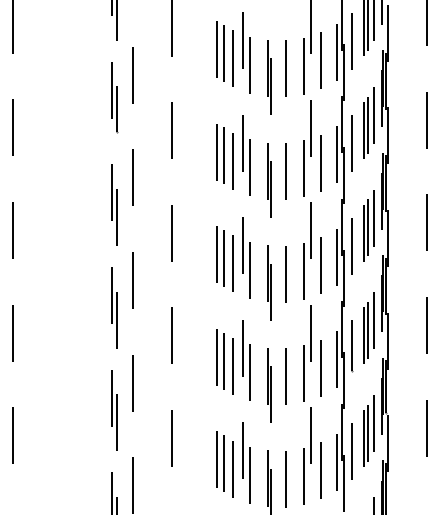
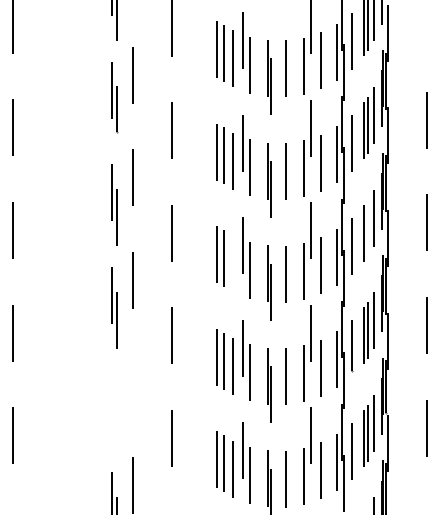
line: present -> none (426, 24)
line: present -> none (368, 227)
line: present -> none (233, 263)
line: present -> none (132, 382)
part: present -> none (114, 410)
